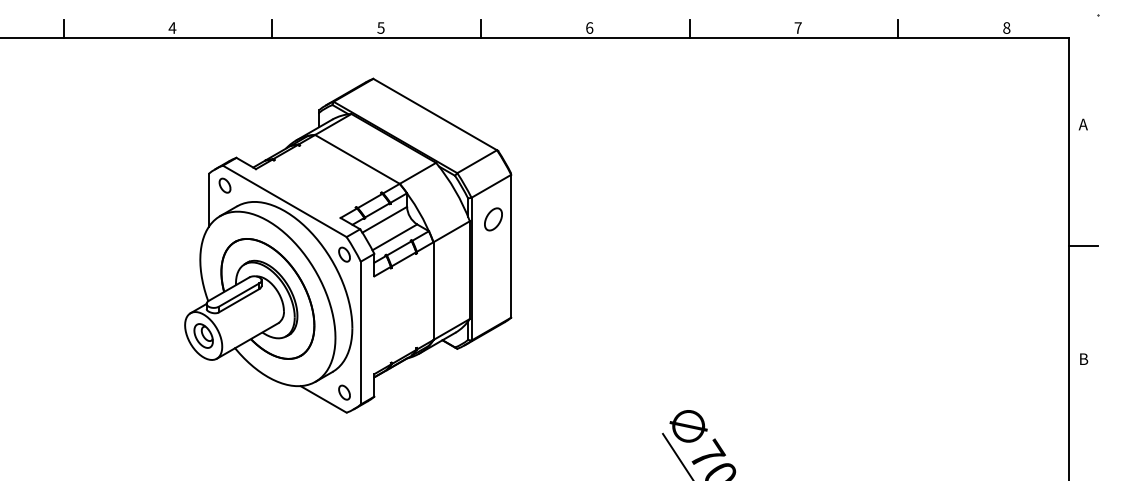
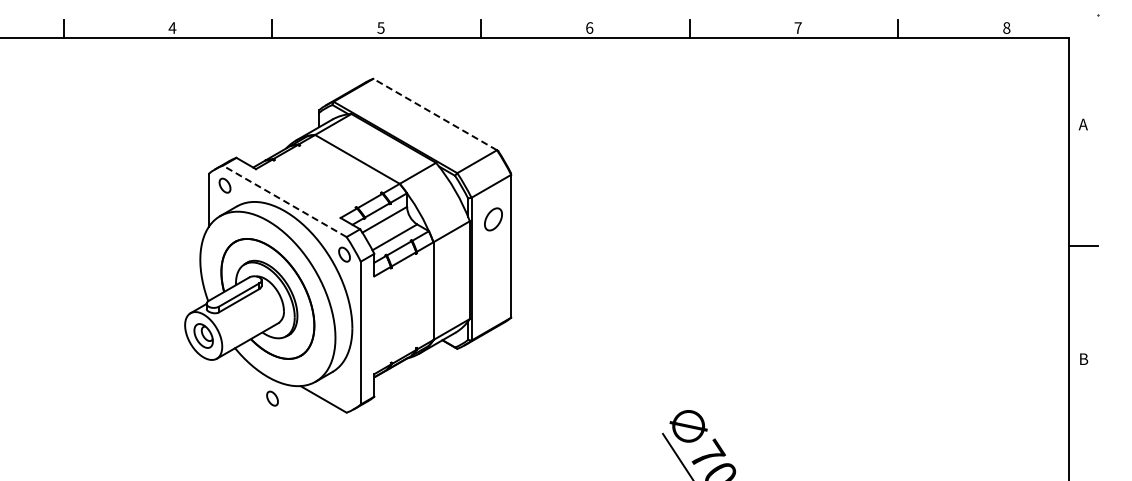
line: solid -> dashed (434, 114)
line: solid -> dashed (284, 201)
part position: (344, 392) -> (272, 398) (272, 398)
